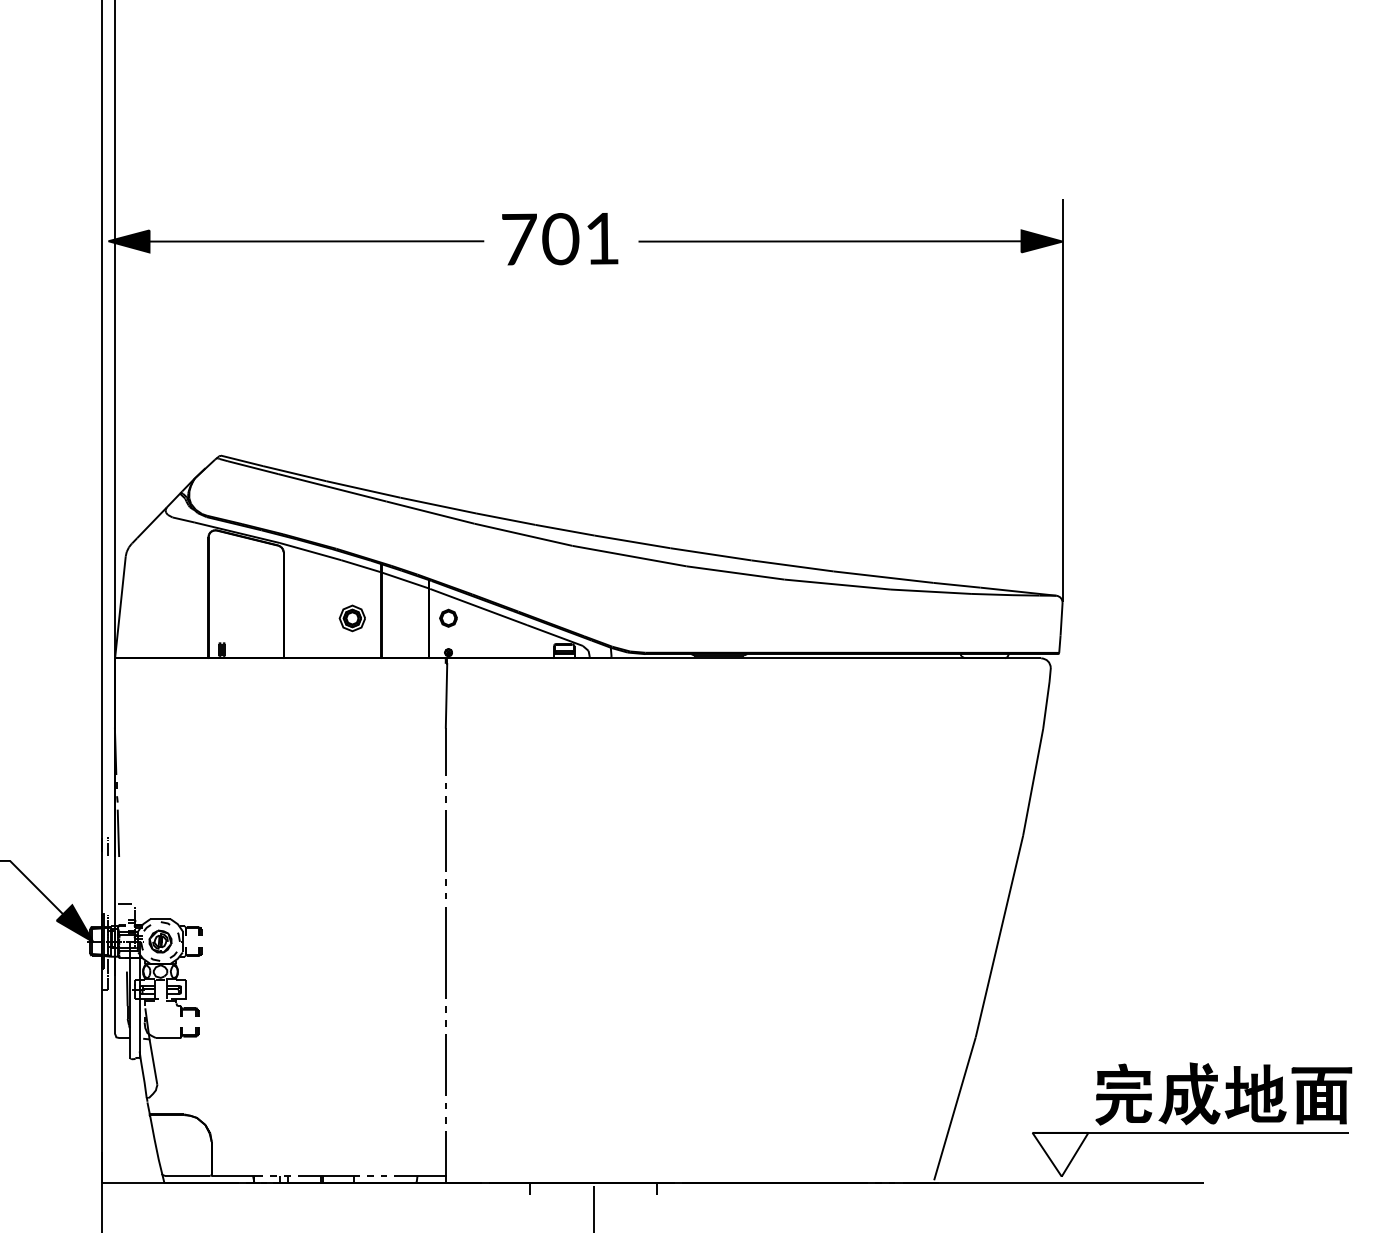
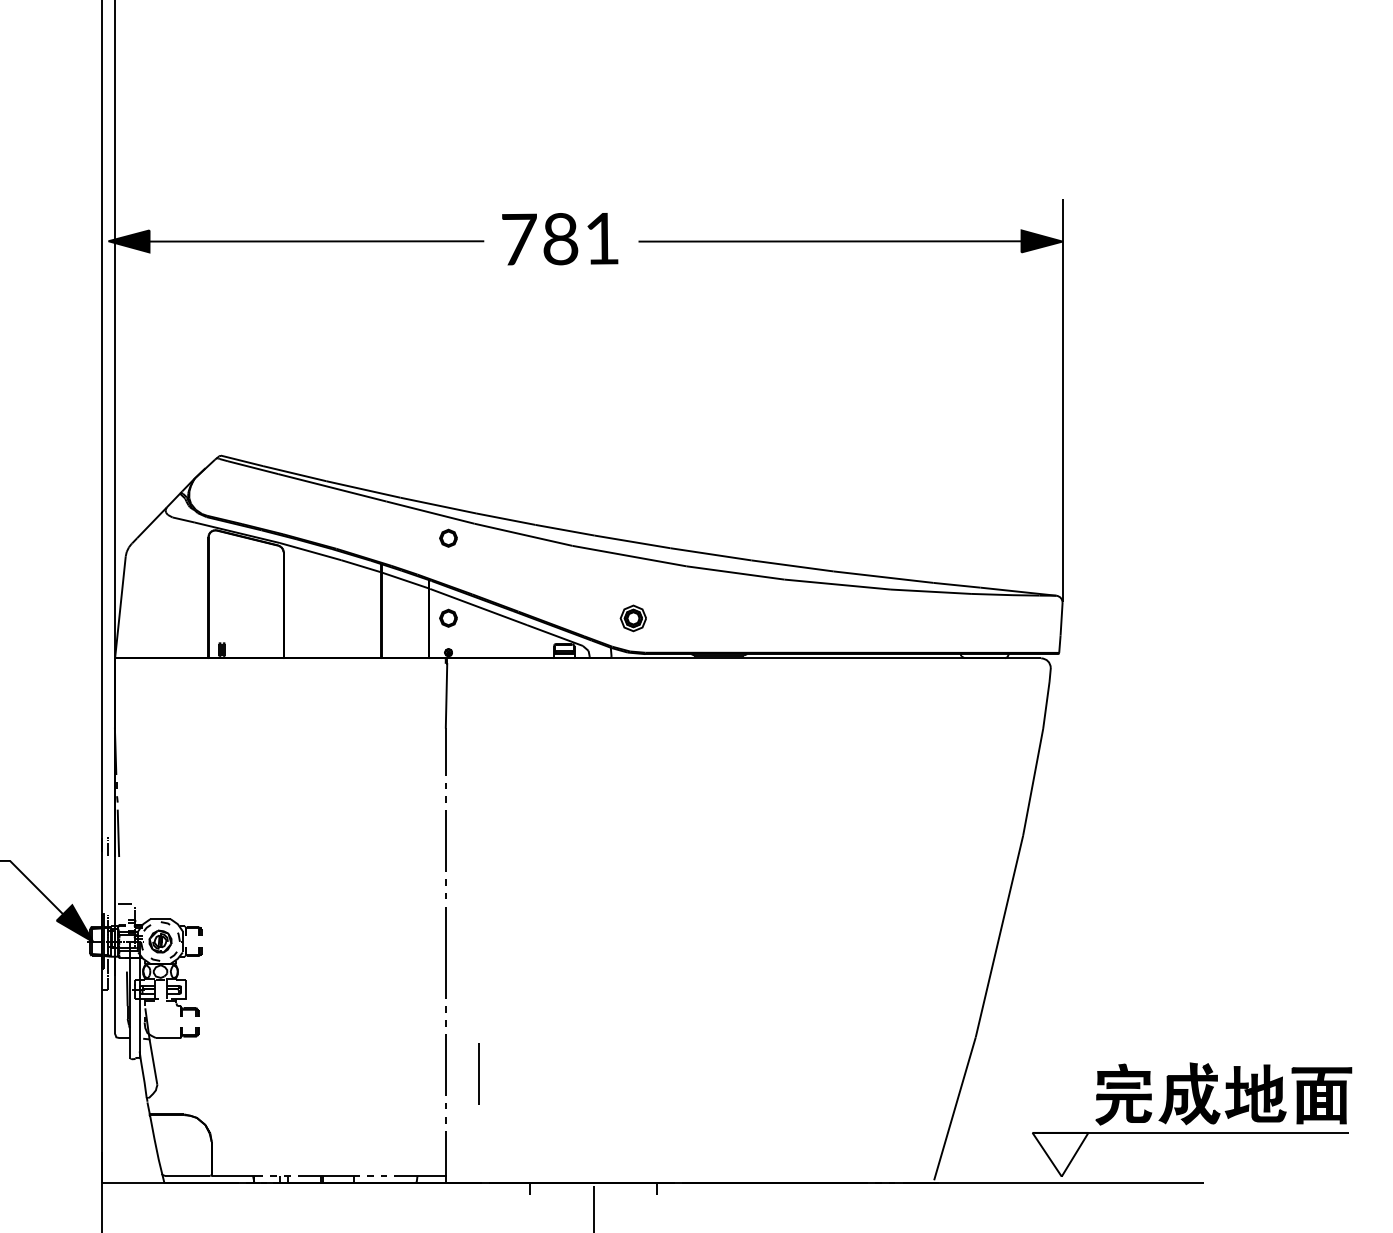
text: 701 -> 781 (560, 239)
part: none -> present (448, 537)
part position: (351, 618) -> (632, 618) (632, 618)
line: none -> present (478, 1073)
